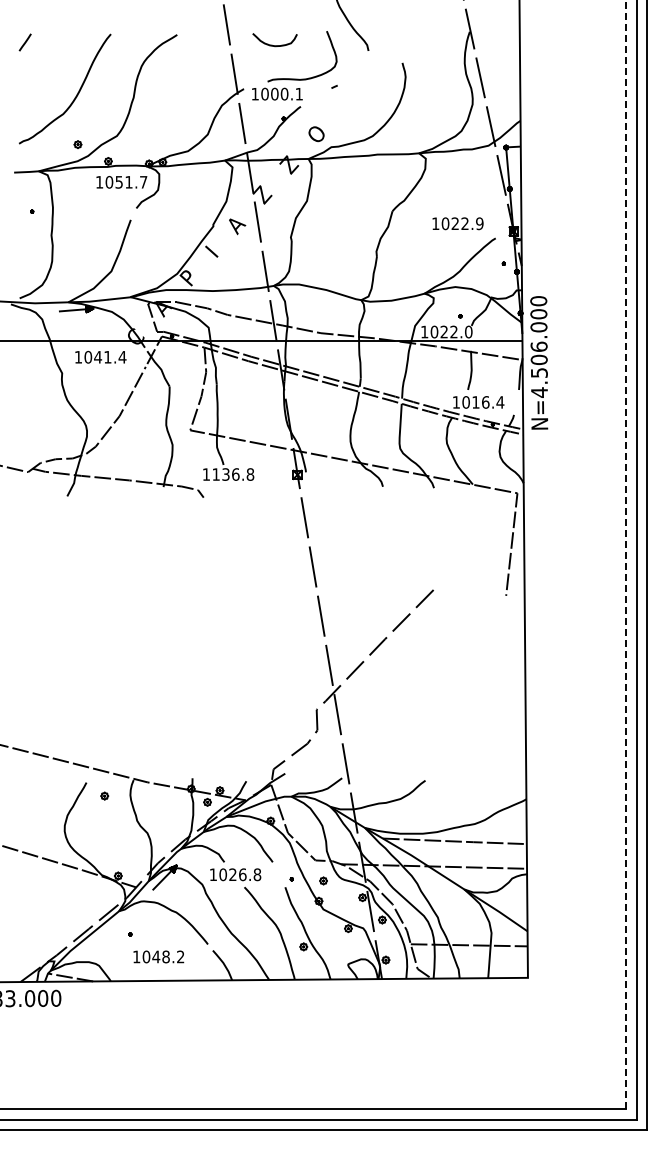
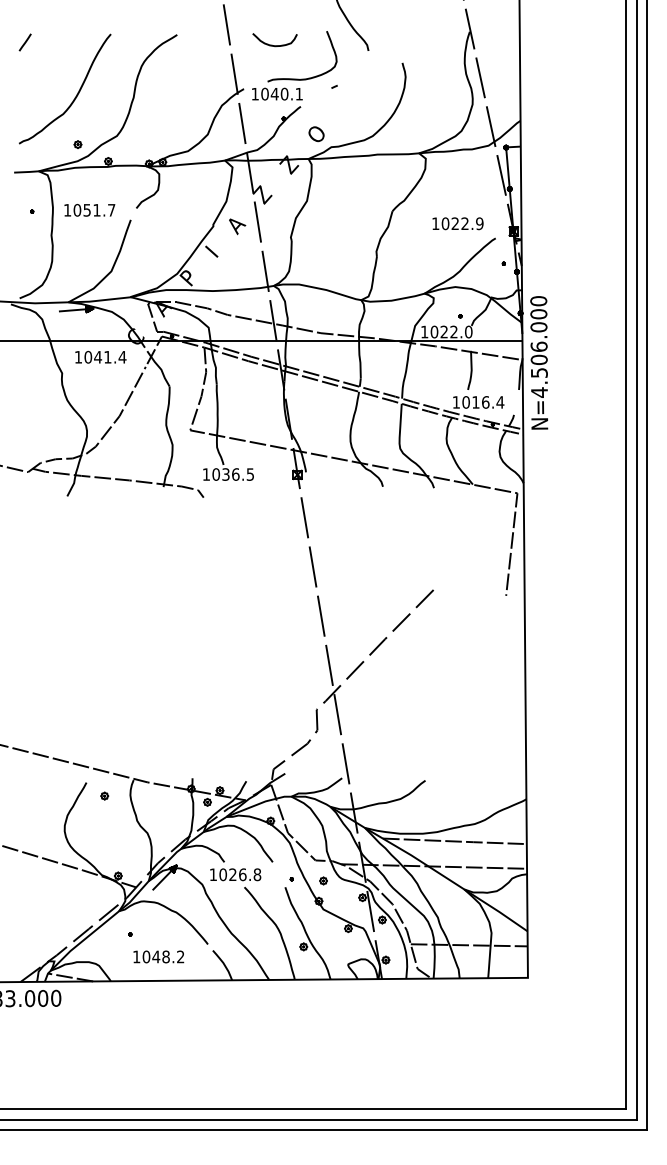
text: 1000.1 -> 1040.1 (274, 93)
text position: (121, 182) -> (89, 210) (89, 210)
text: 1136.8 -> 1036.5 (233, 474)
line: dashed -> solid (626, 554)
